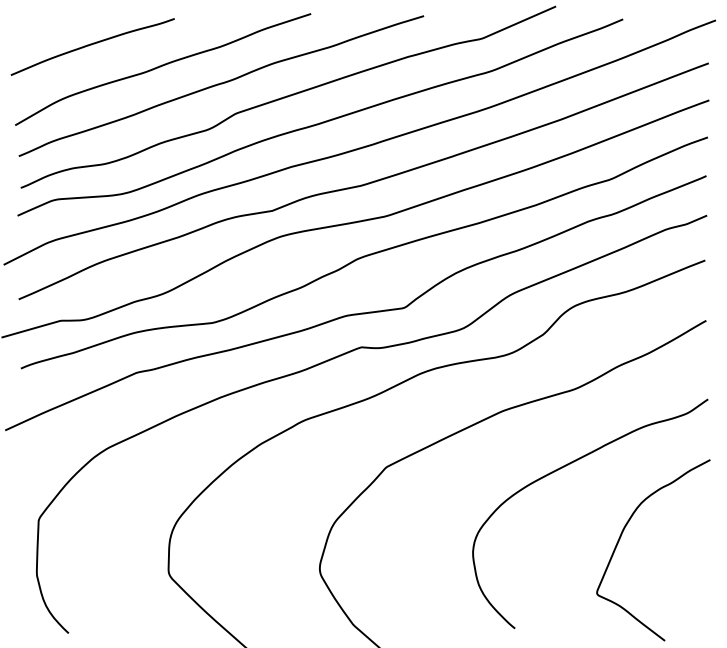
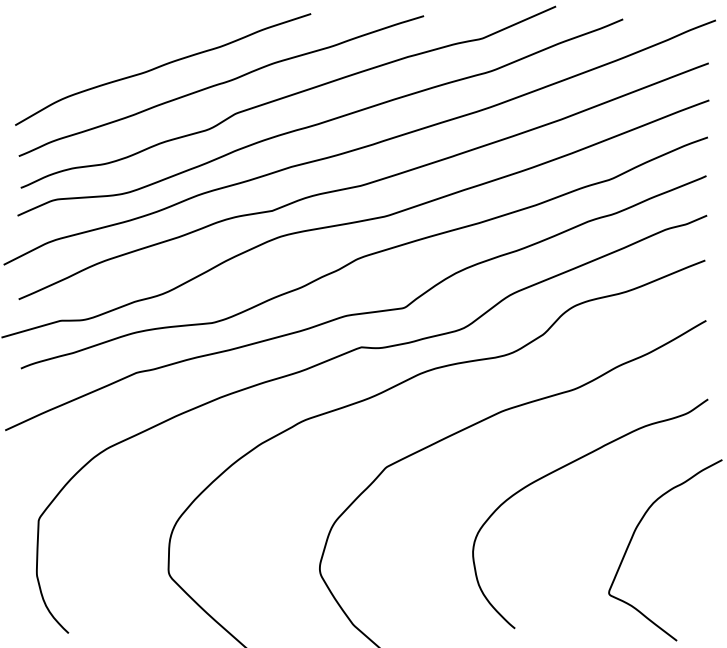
curve: present -> none (91, 45)
curve position: (620, 539) -> (632, 539) (632, 539)
